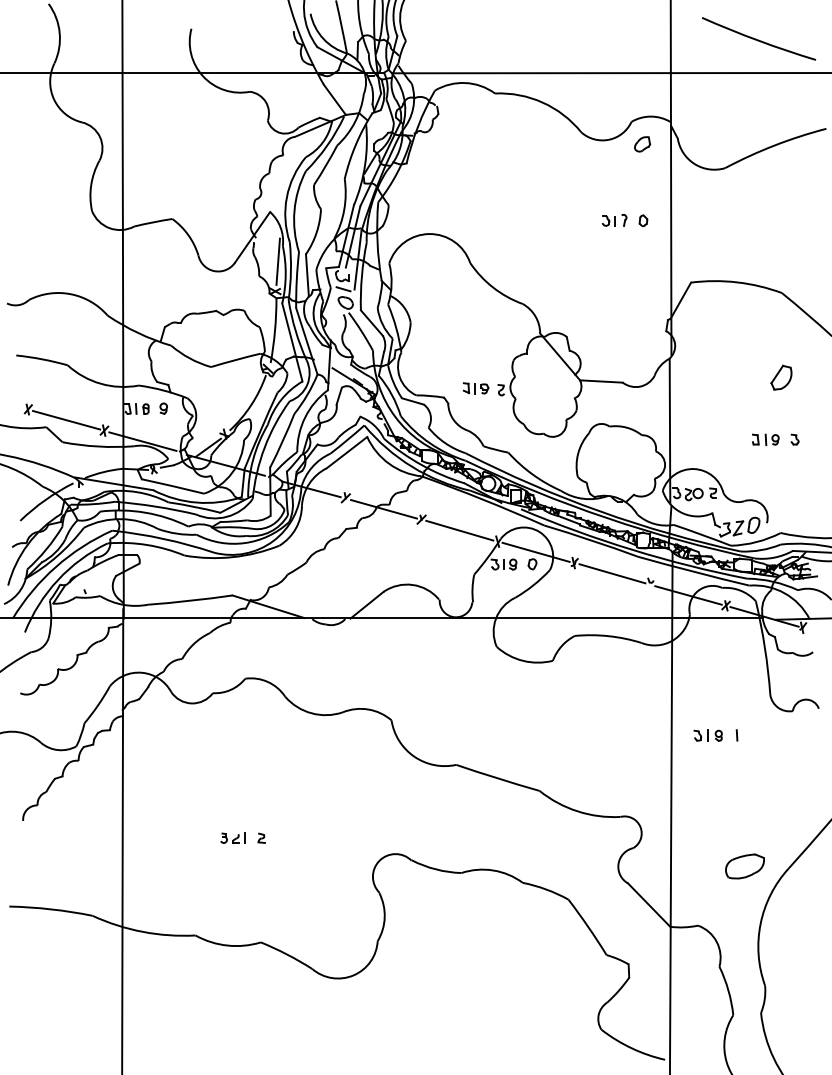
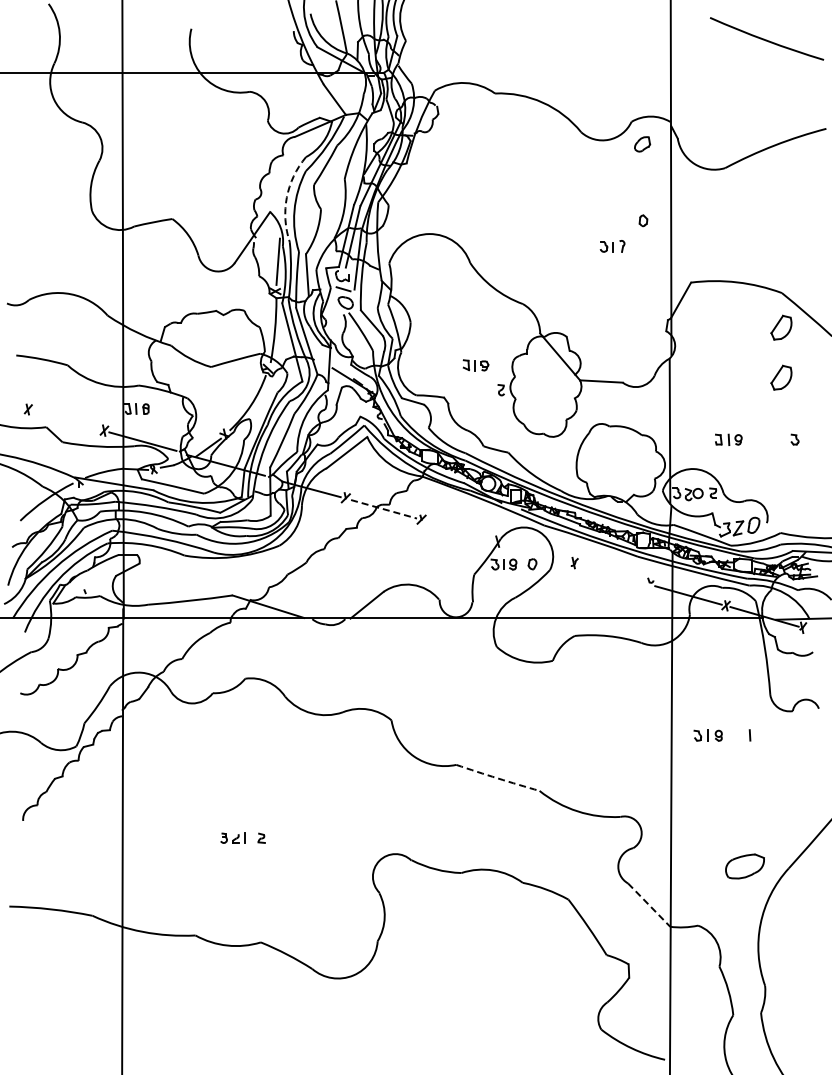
arc position: (758, 39) -> (766, 39) (766, 39)
line: present -> none (610, 73)
arc: solid -> dashed (286, 197)
part position: (614, 220) -> (612, 246) (612, 246)
part: none -> present (781, 327)
part position: (475, 388) -> (475, 365) (475, 365)
part: present -> none (163, 408)
line: present -> none (66, 420)
part position: (765, 439) -> (728, 439) (728, 439)
line: solid -> dashed (384, 509)
line: present -> none (459, 530)
line: present -> none (535, 551)
line: present -> none (612, 573)
line position: (736, 735) -> (749, 735) (749, 735)
arc: solid -> dashed (497, 778)
line: solid -> dashed (649, 905)
